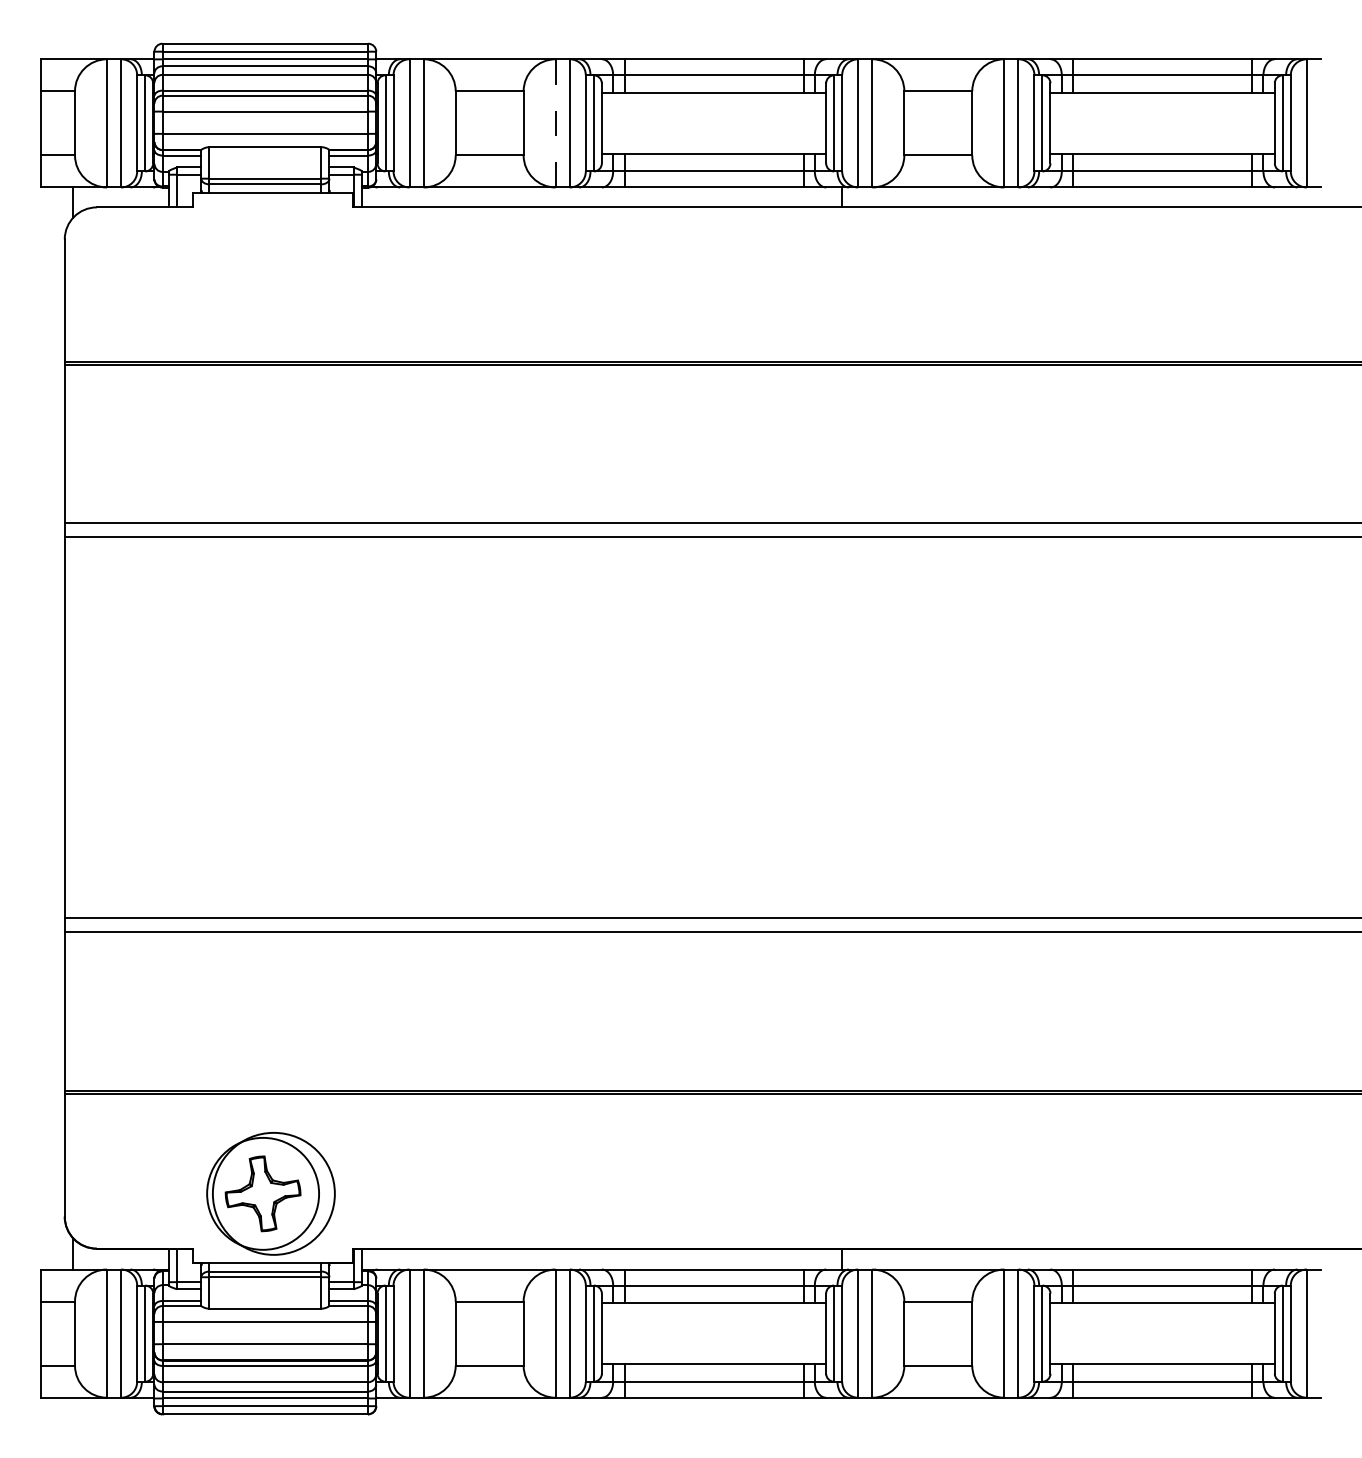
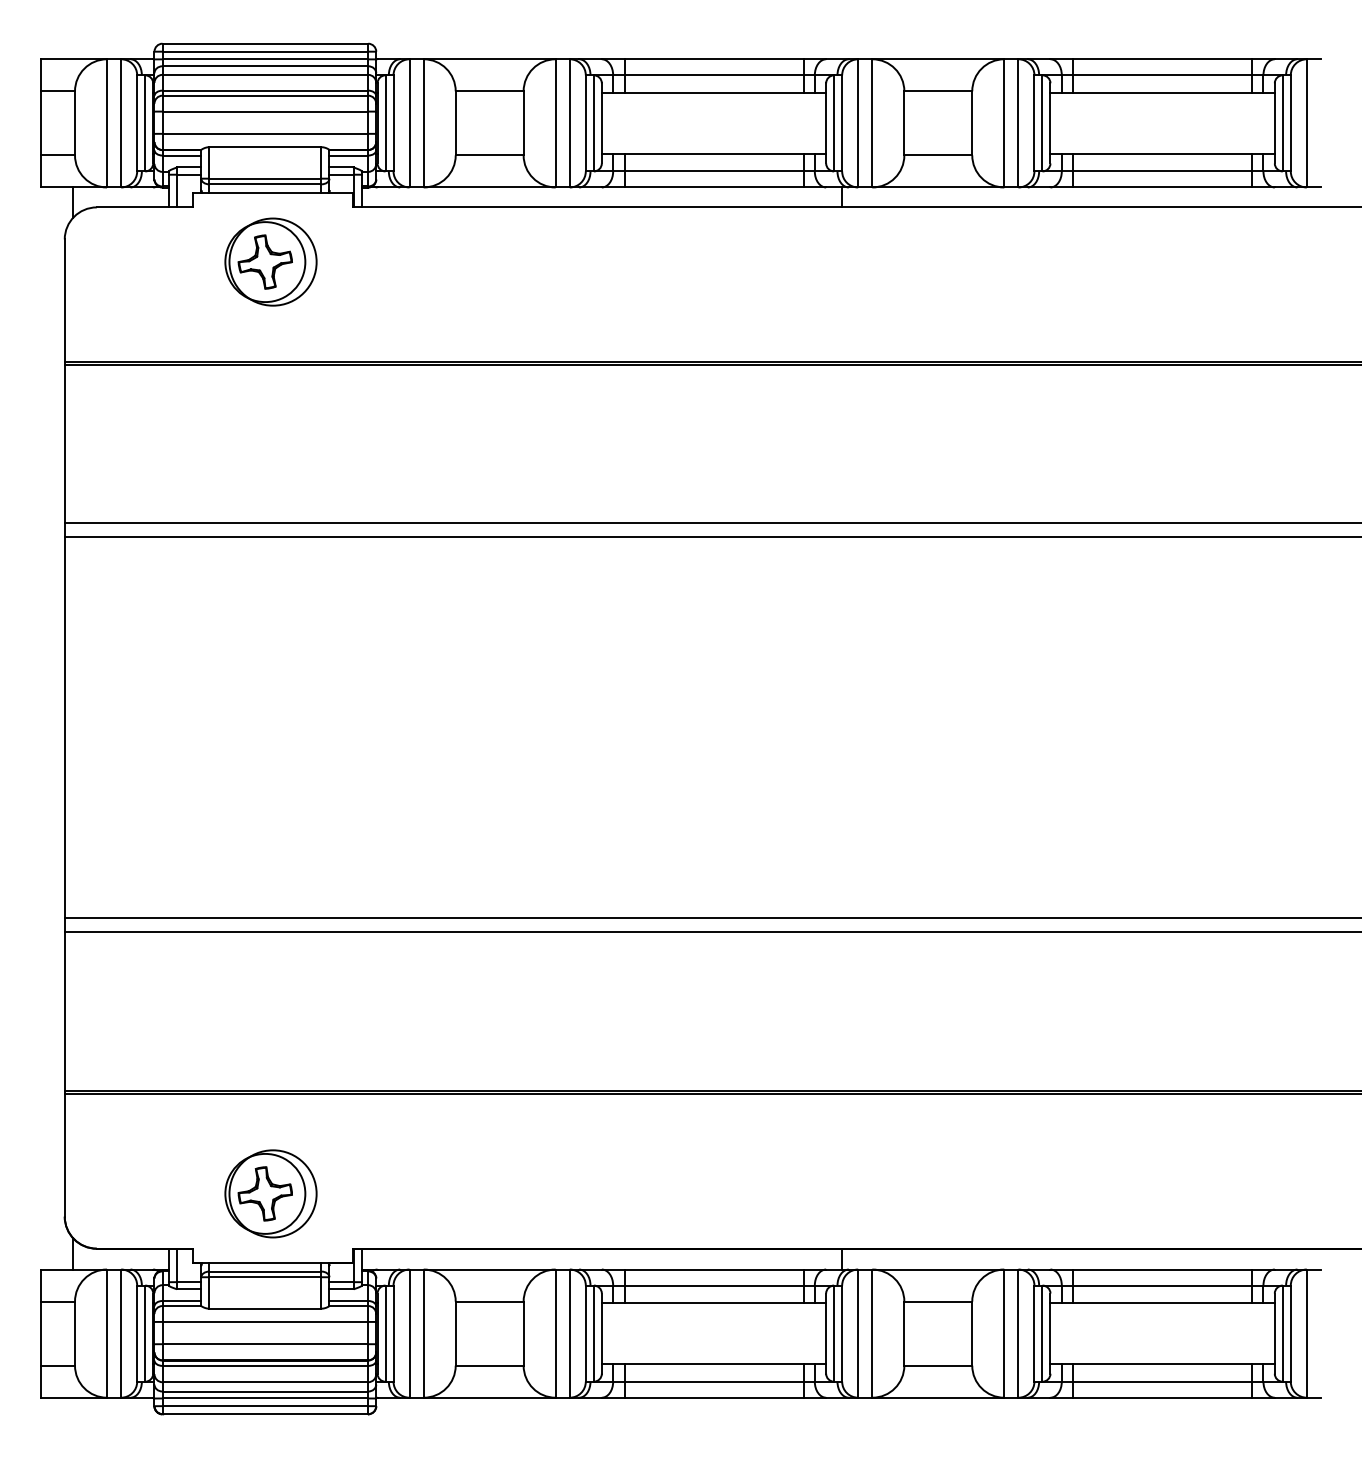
line: dashed -> solid (555, 123)
part: none -> present (270, 261)
part size: 130x124 px -> 94x90 px (270, 1193)
